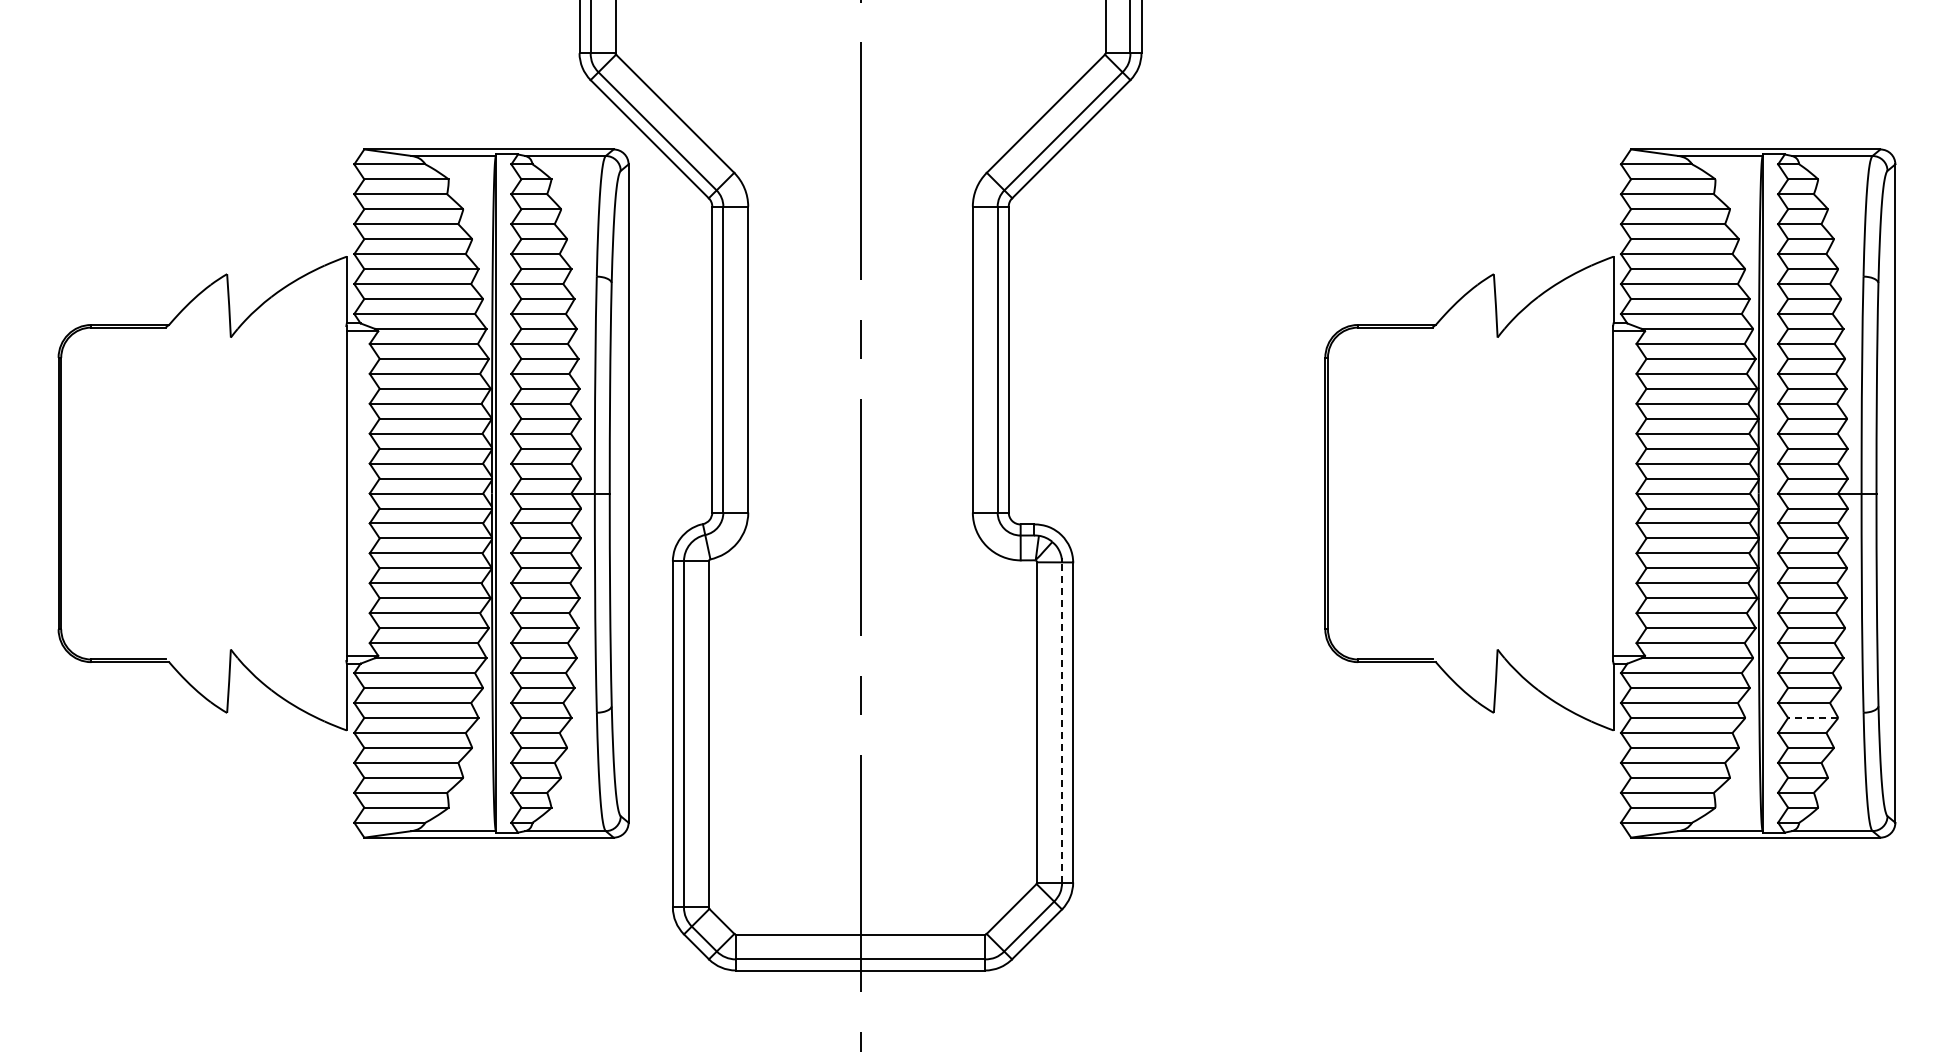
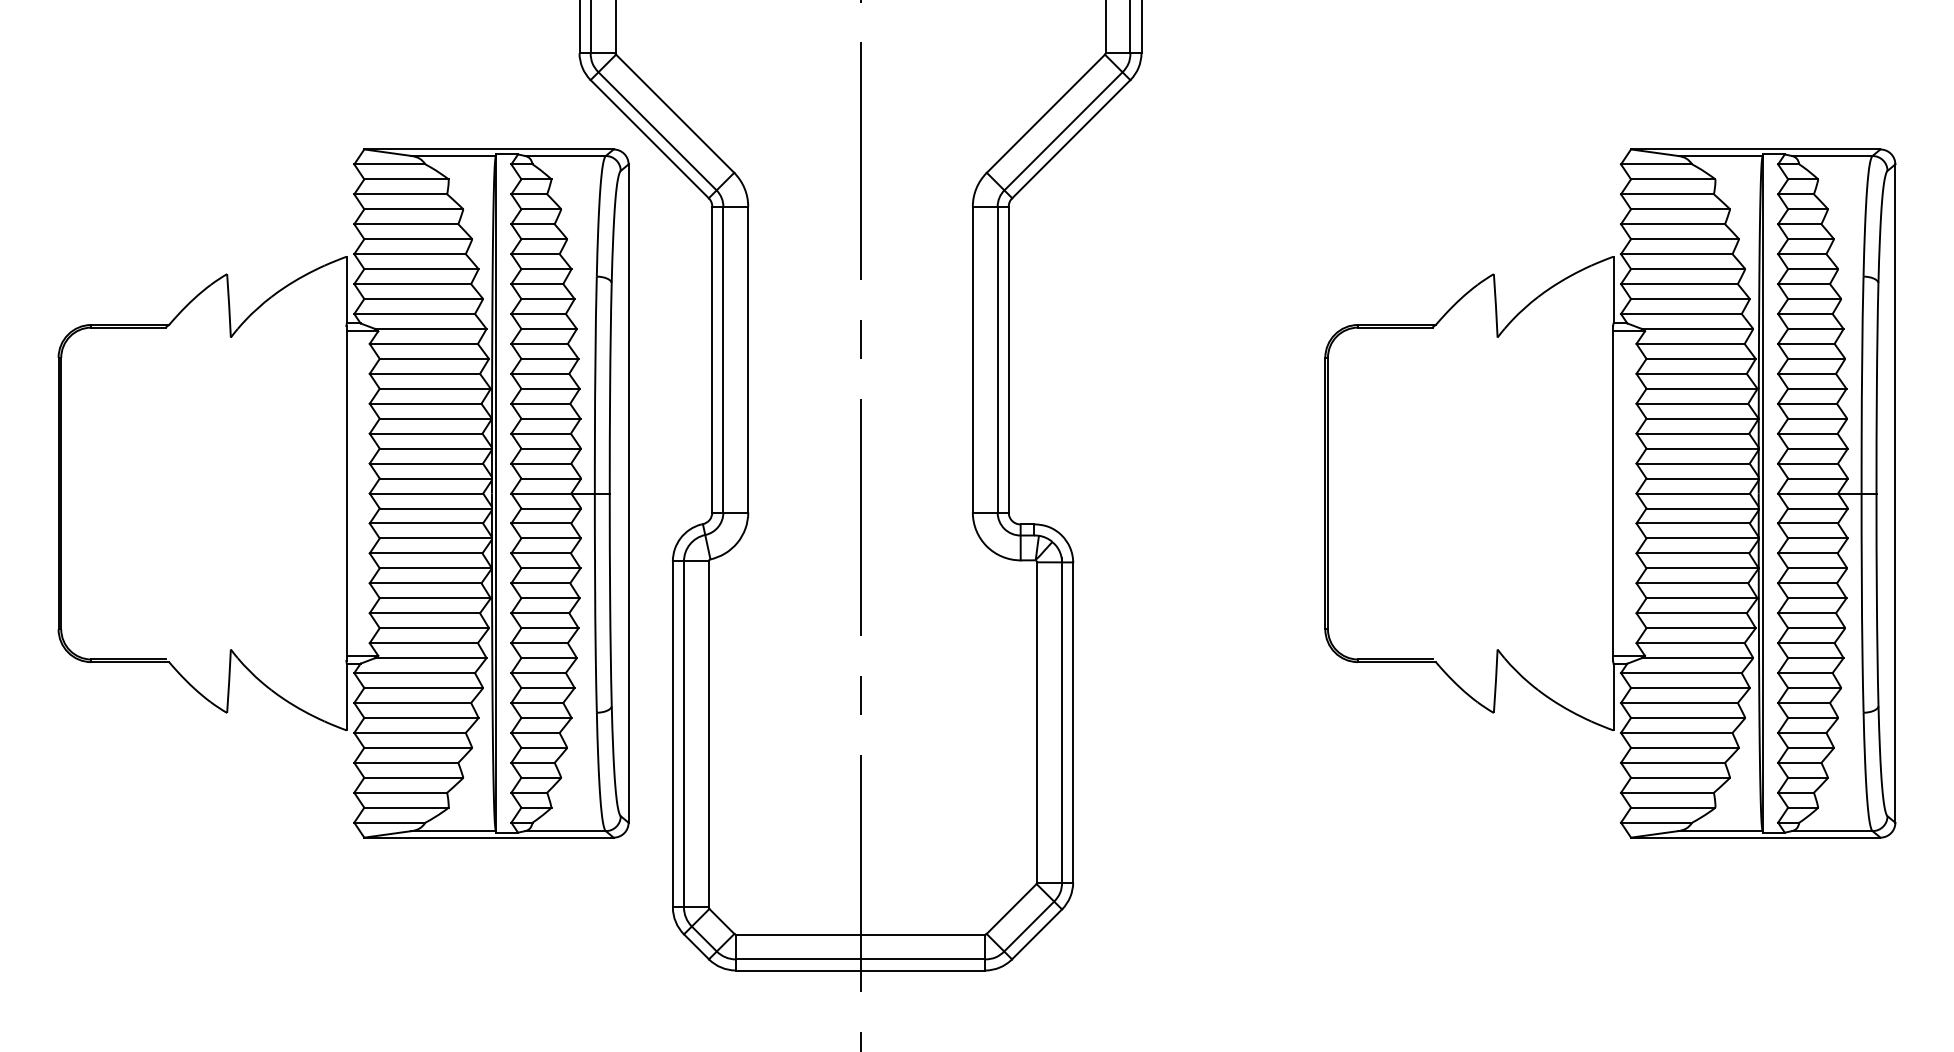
line: dashed -> solid (1812, 717)
line: dashed -> solid (1062, 719)
